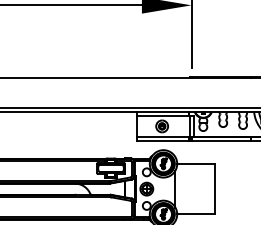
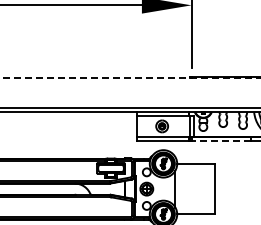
line: solid -> dashed (130, 78)
line: solid -> dashed (221, 141)
